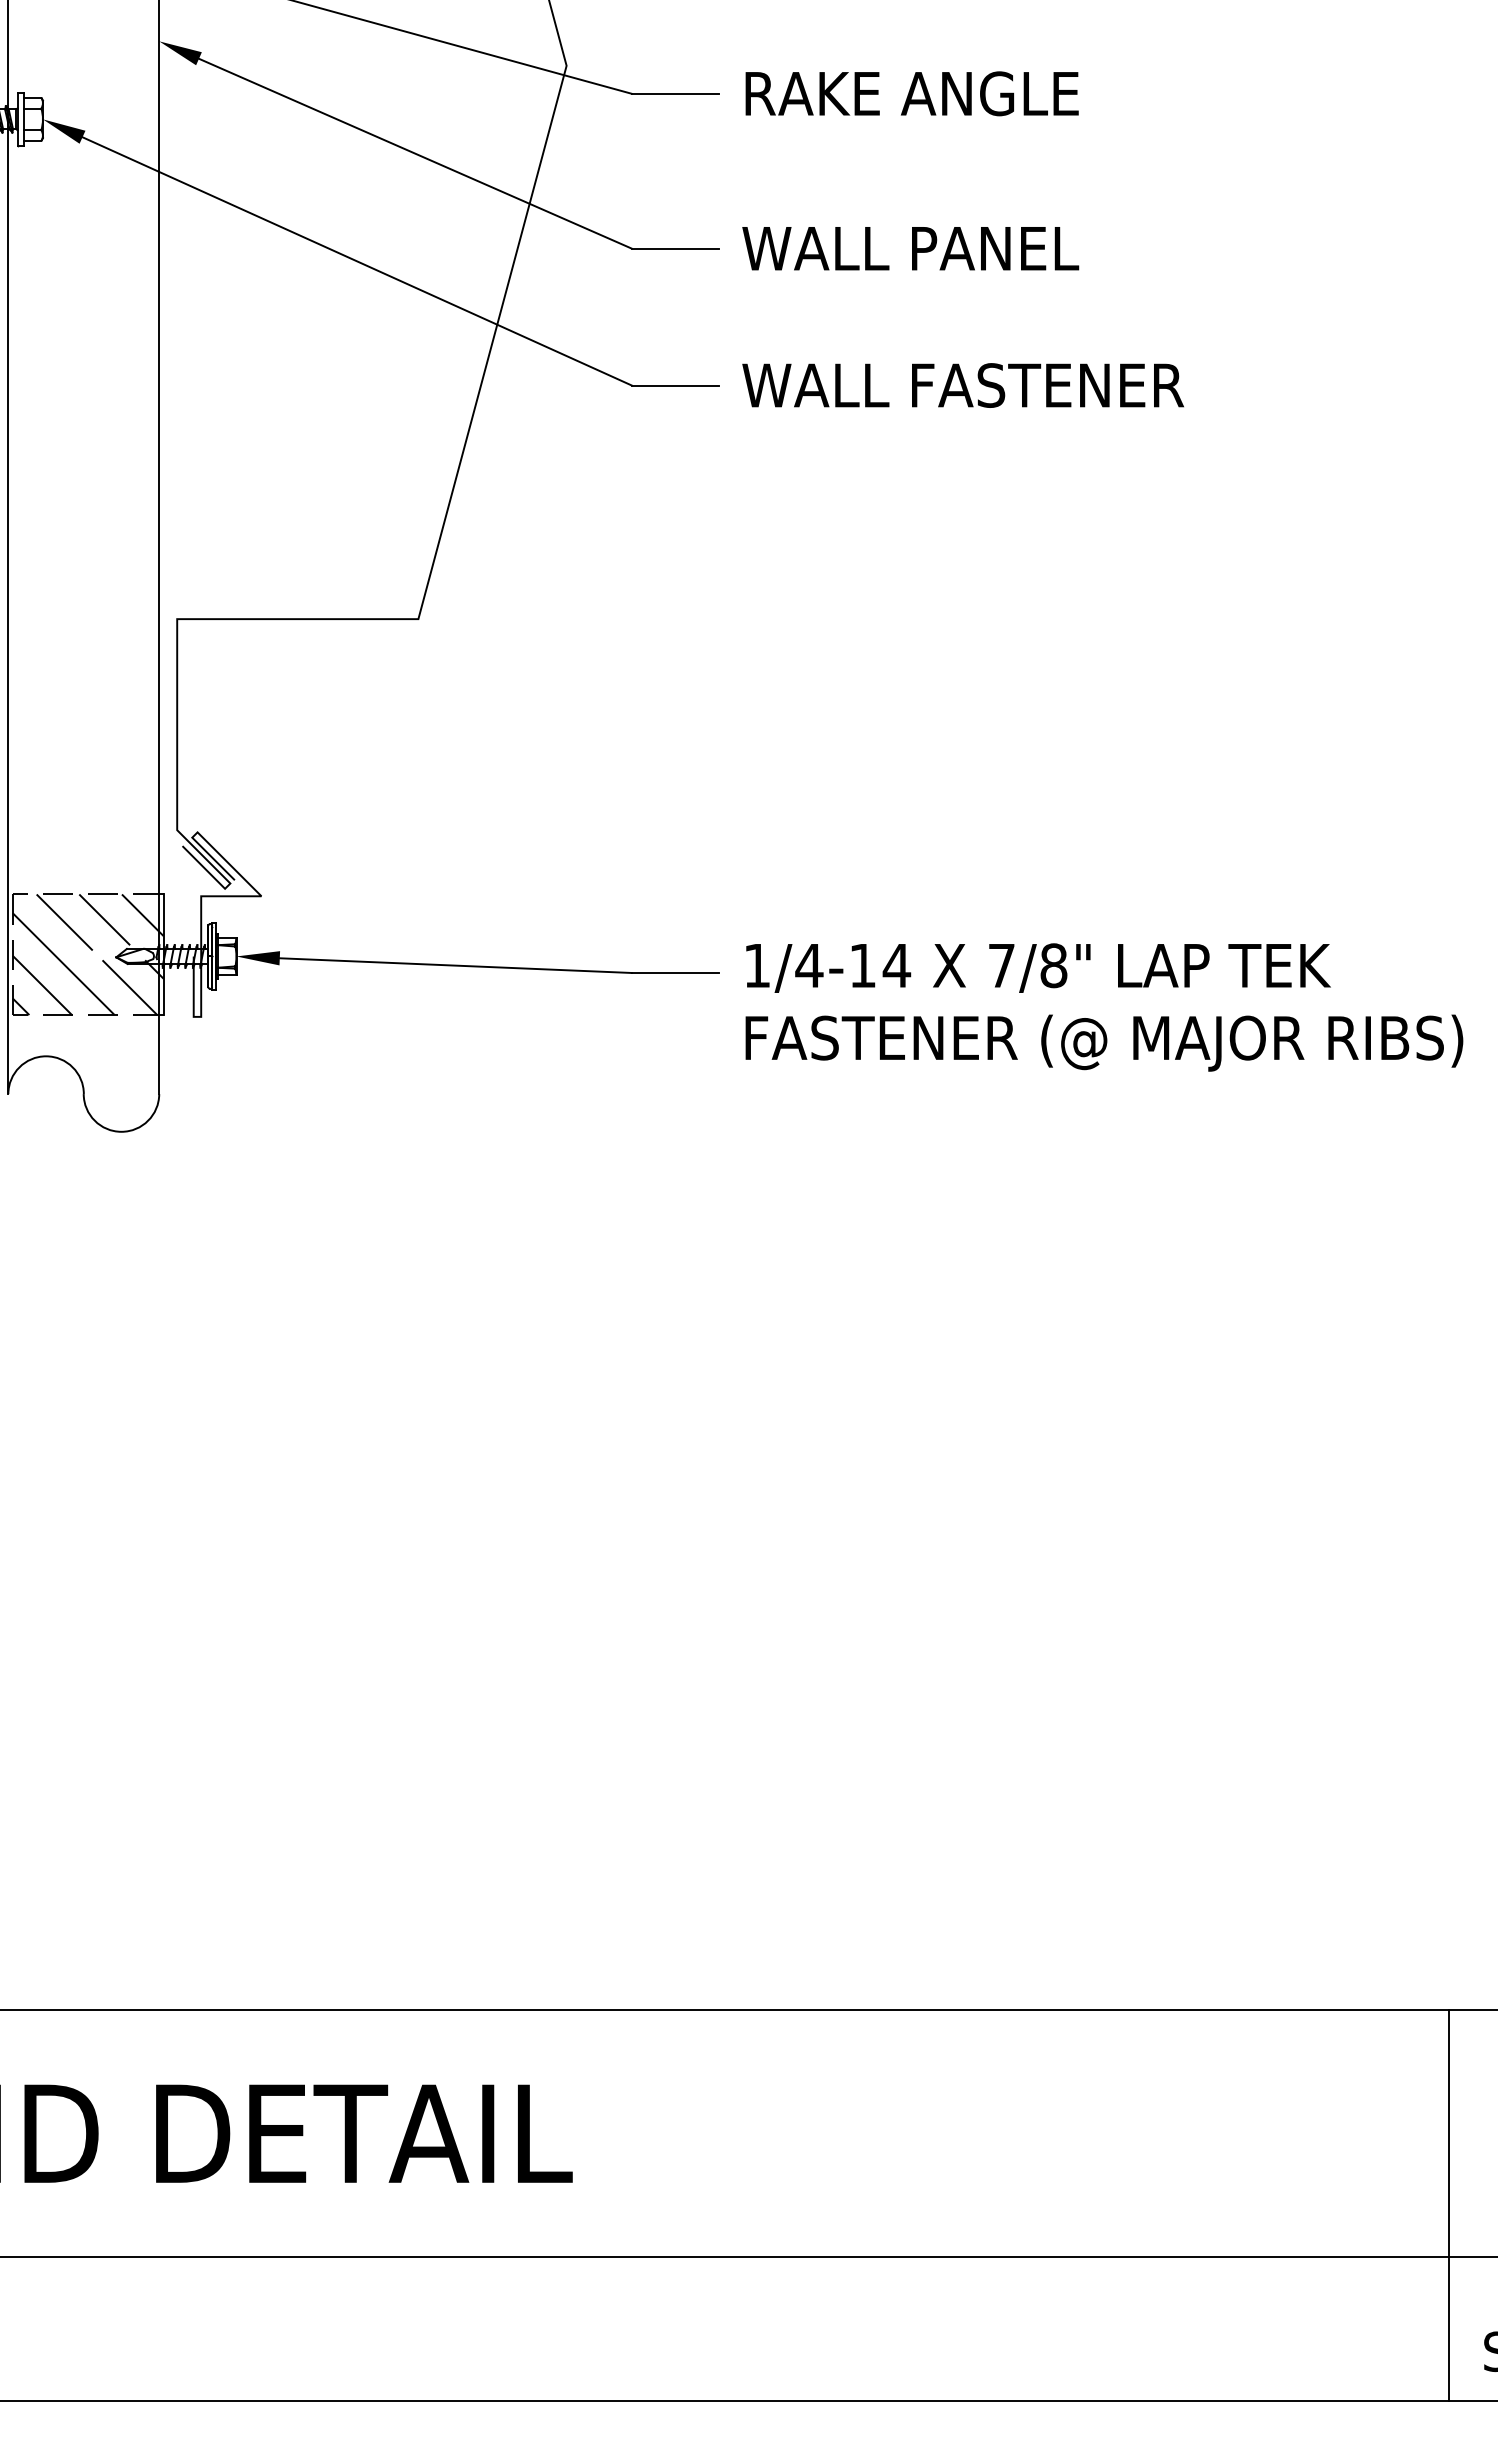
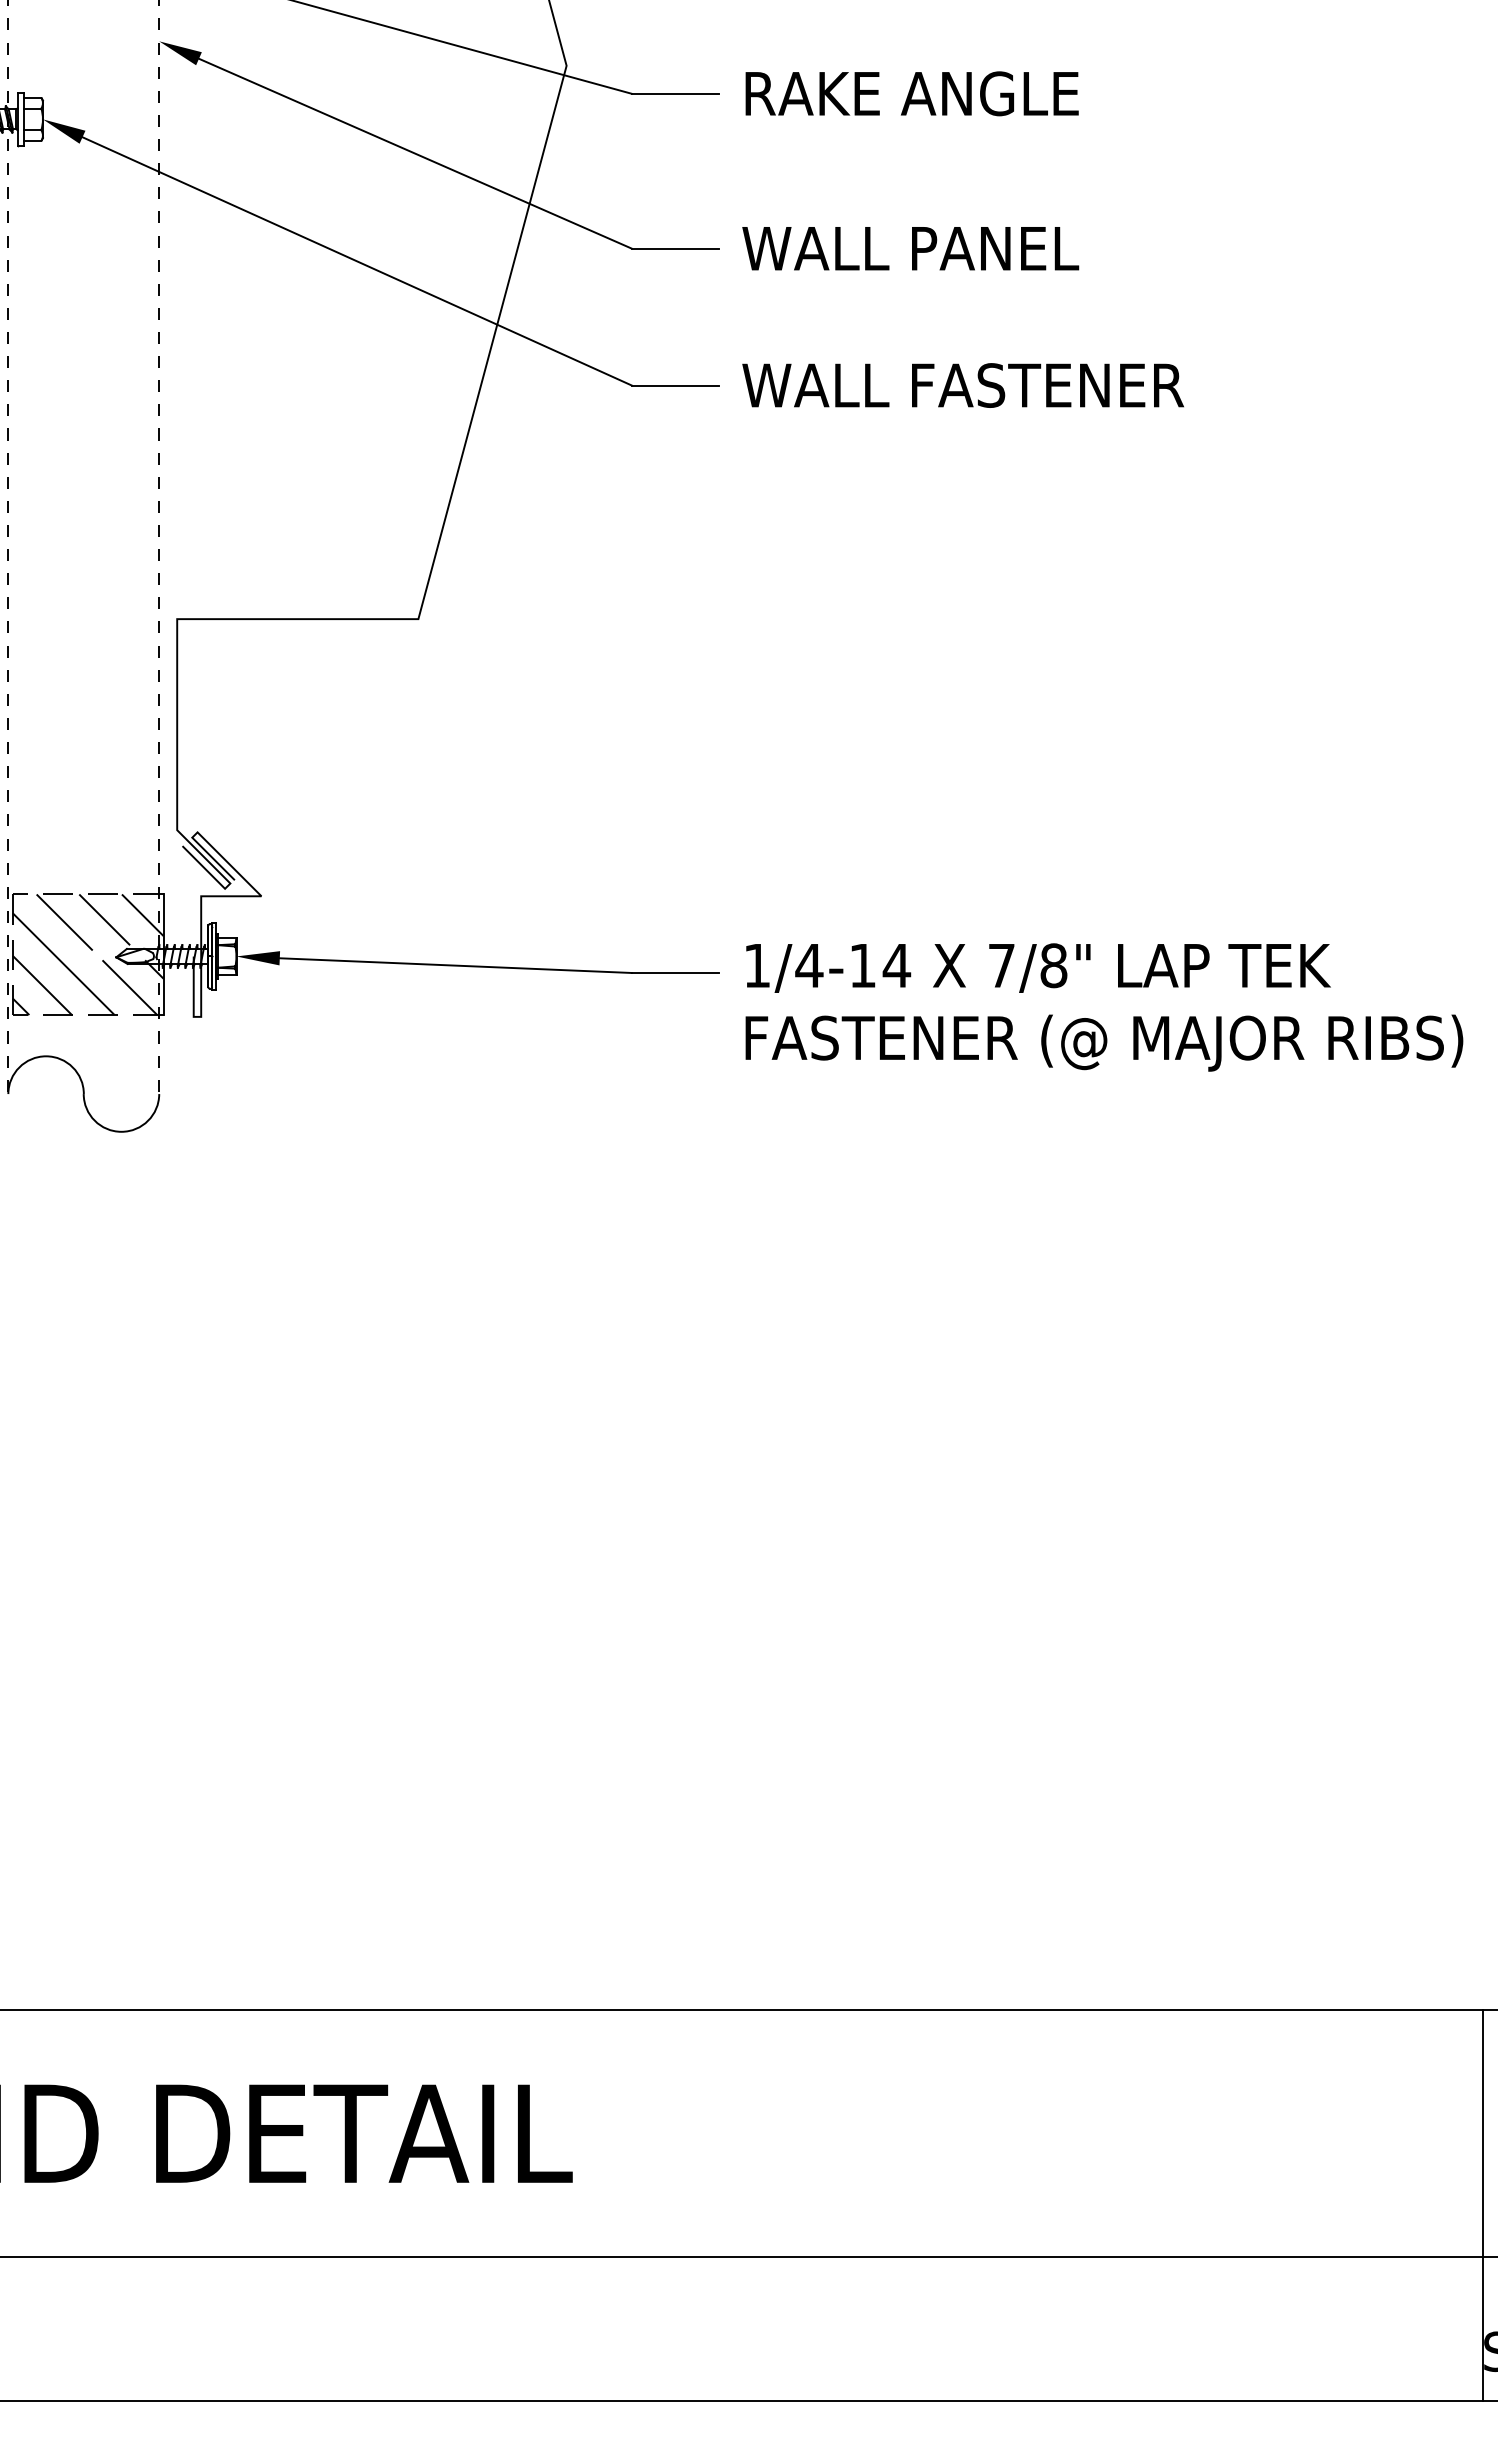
line: solid -> dashed (8, 547)
line: solid -> dashed (159, 547)
line position: (1449, 2205) -> (1483, 2205) (1483, 2205)
